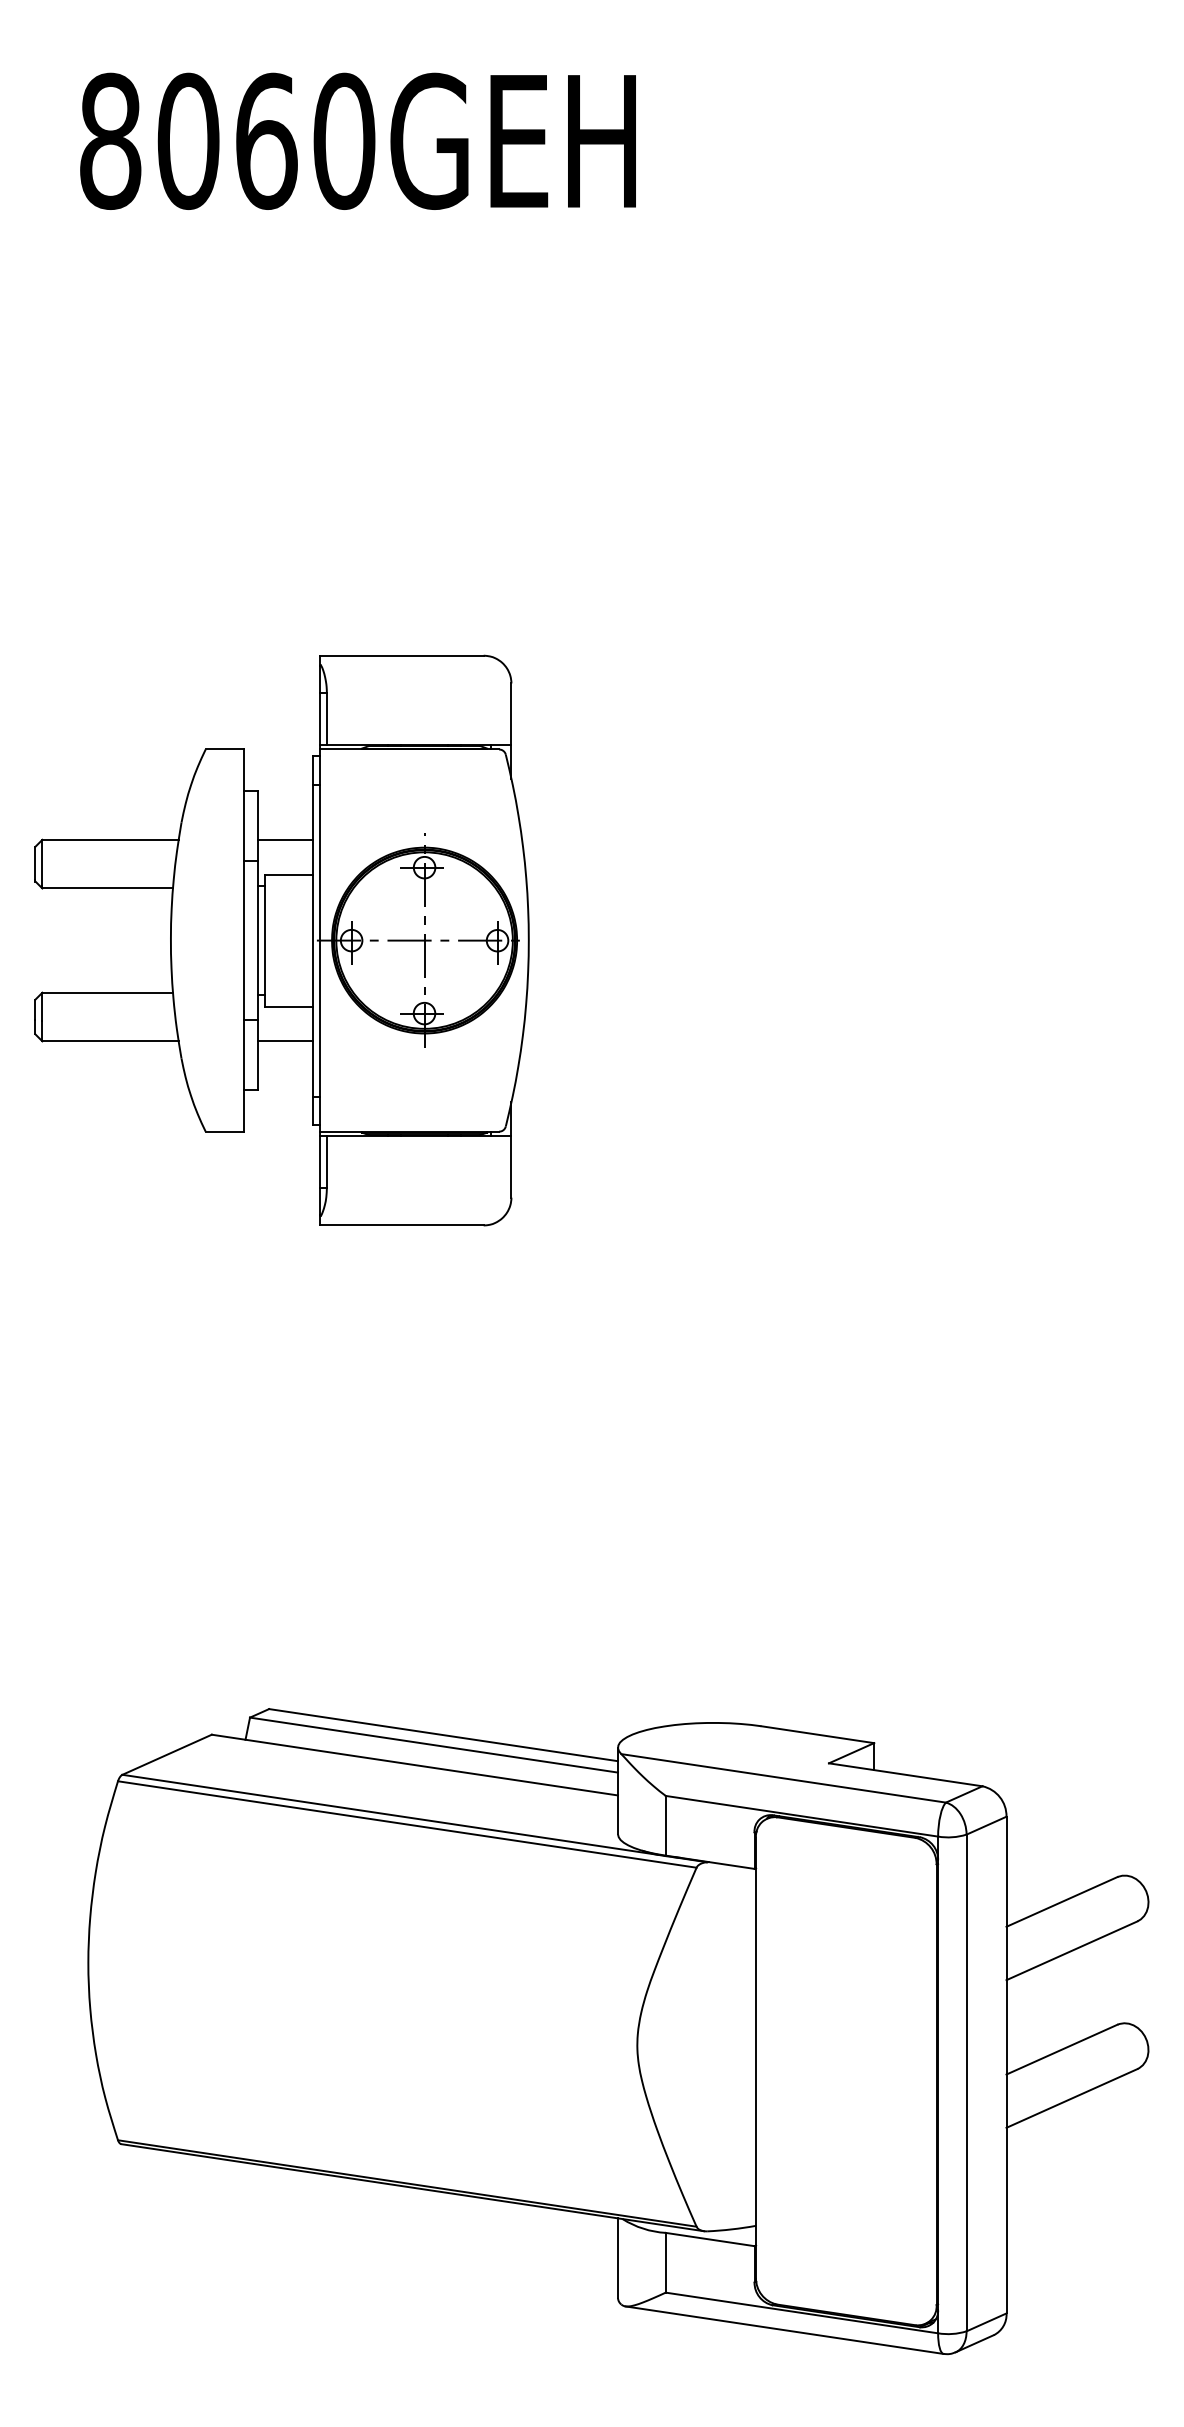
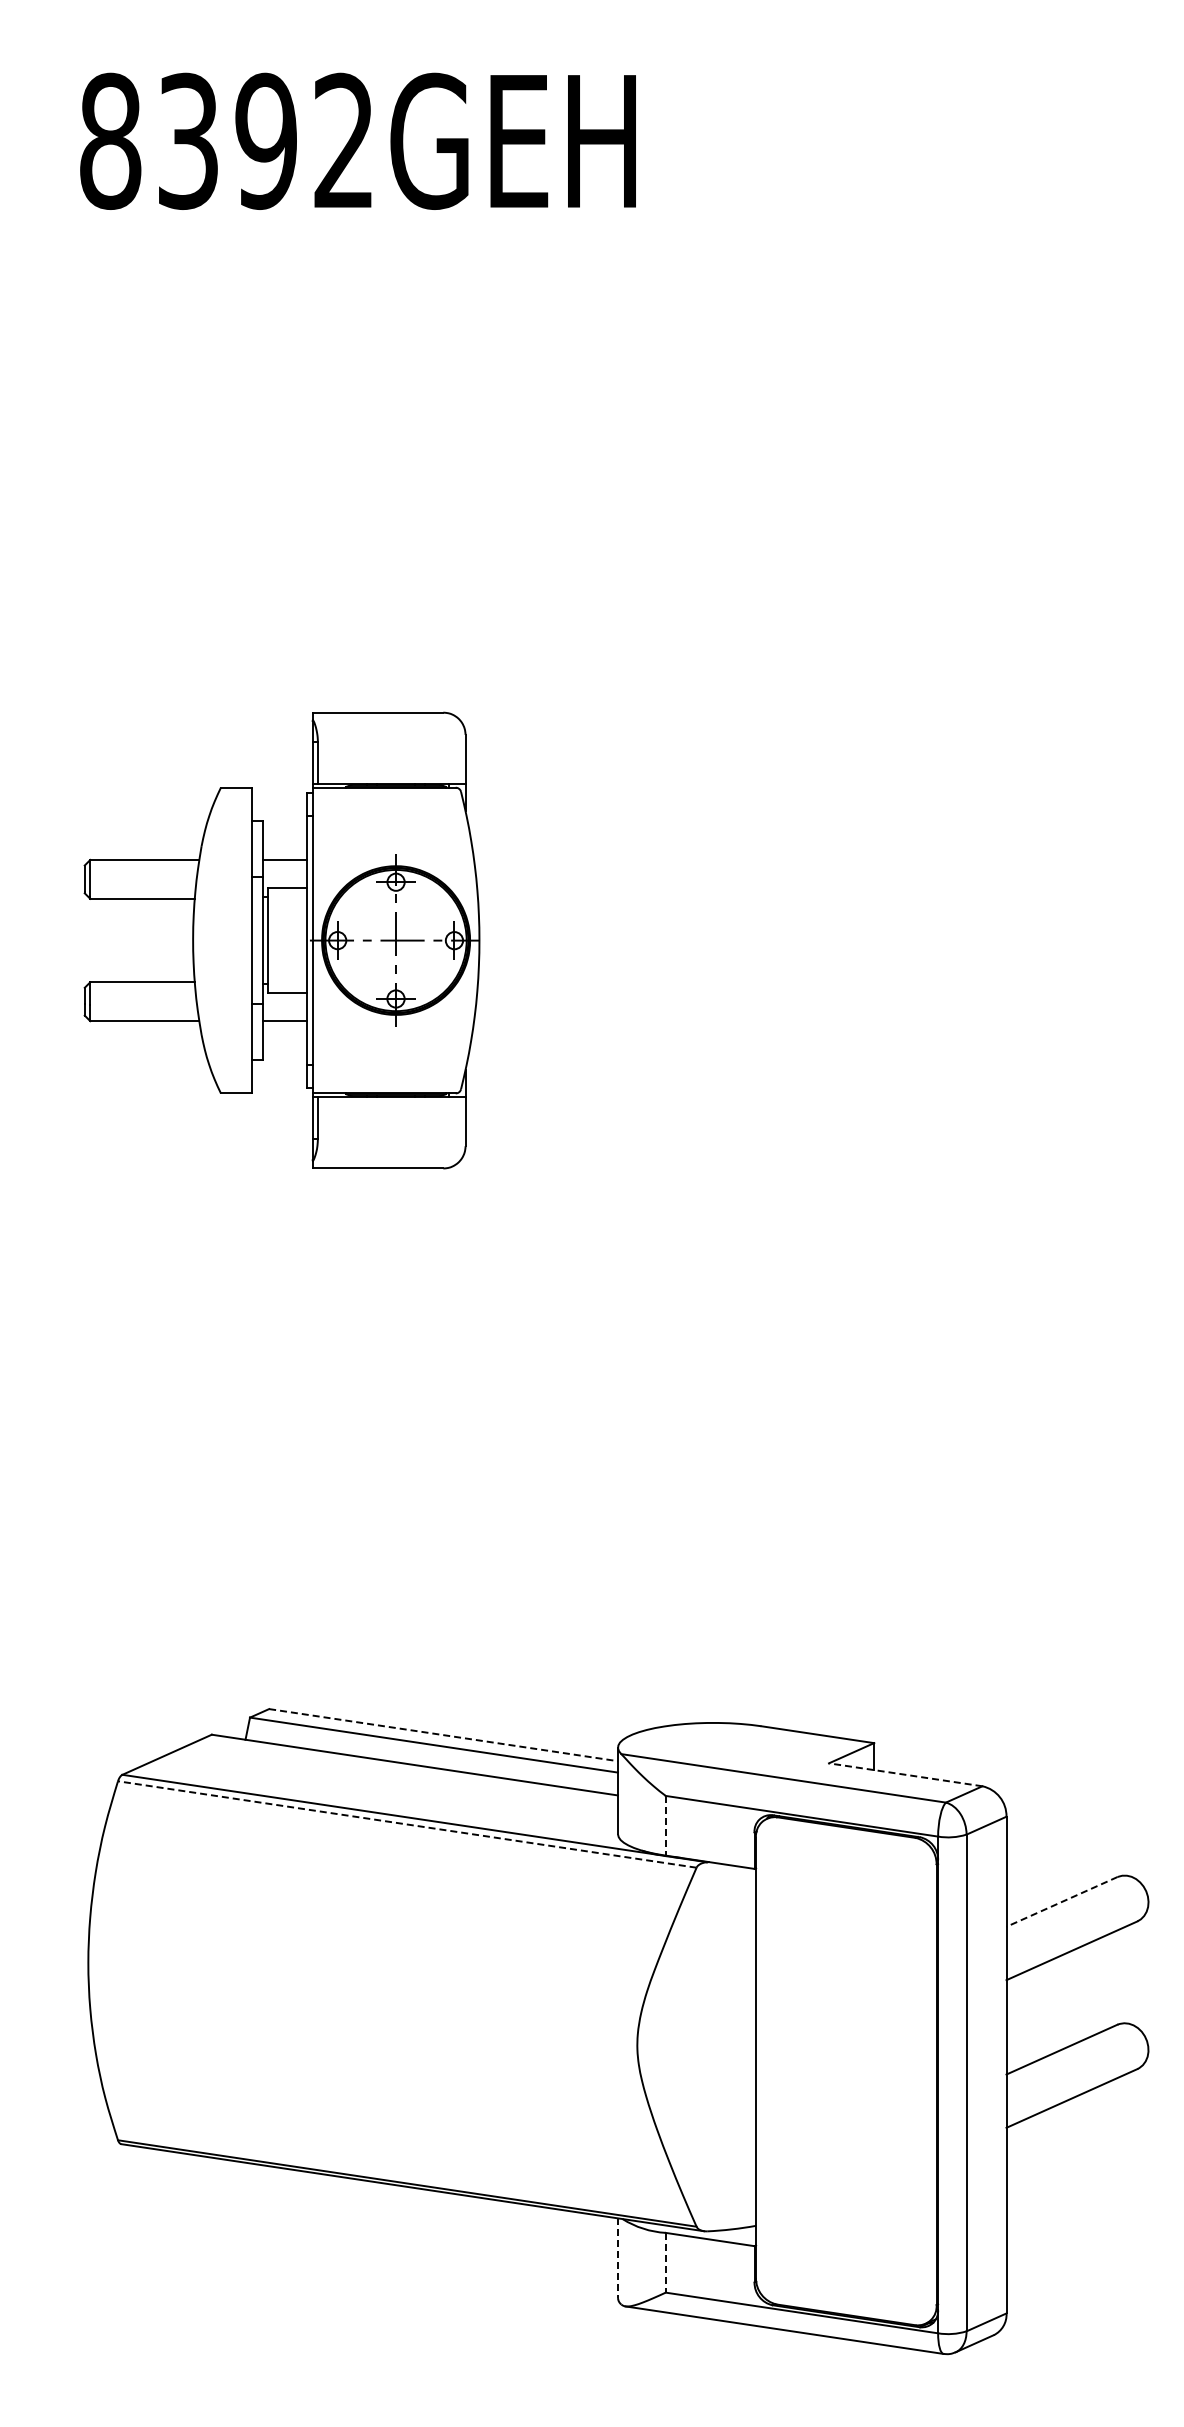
text: 8060GEH -> 8392GEH (266, 140)
part size: 496x573 px -> 398x459 px (281, 940)
line: solid -> dashed (444, 1735)
line: solid -> dashed (905, 1774)
line: solid -> dashed (406, 1824)
line: solid -> dashed (665, 1825)
line: solid -> dashed (1062, 1901)
line: solid -> dashed (617, 2258)
line: solid -> dashed (665, 2262)
